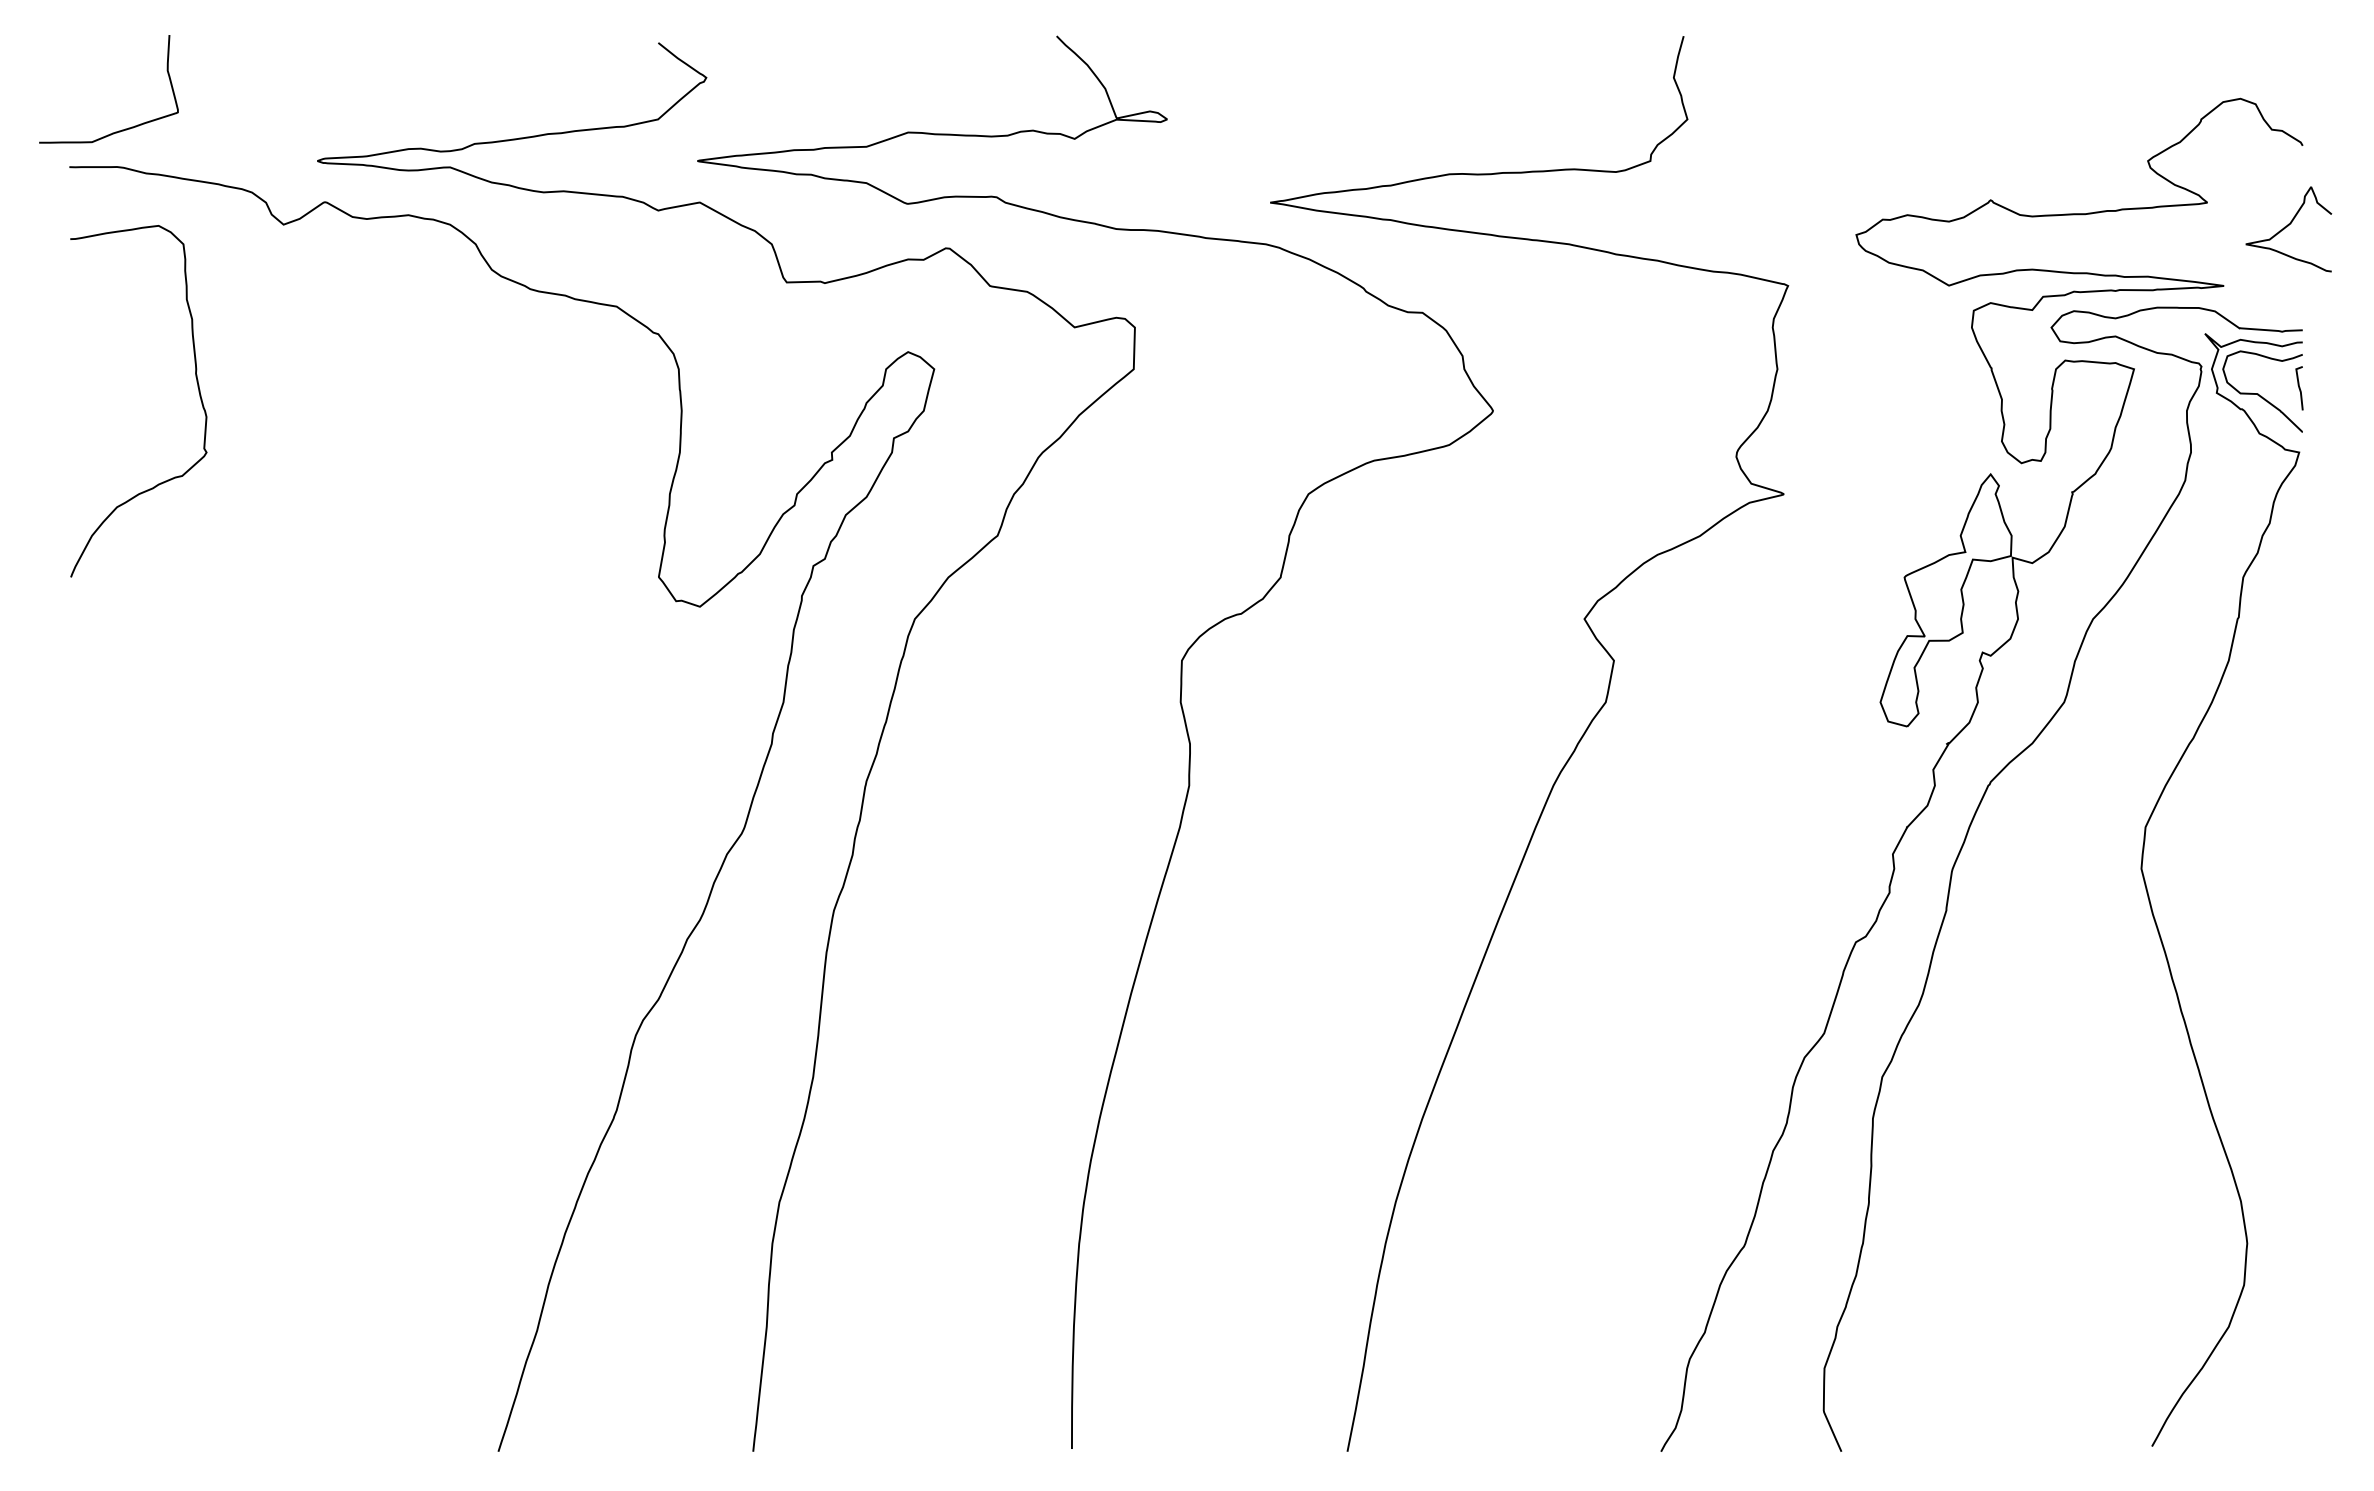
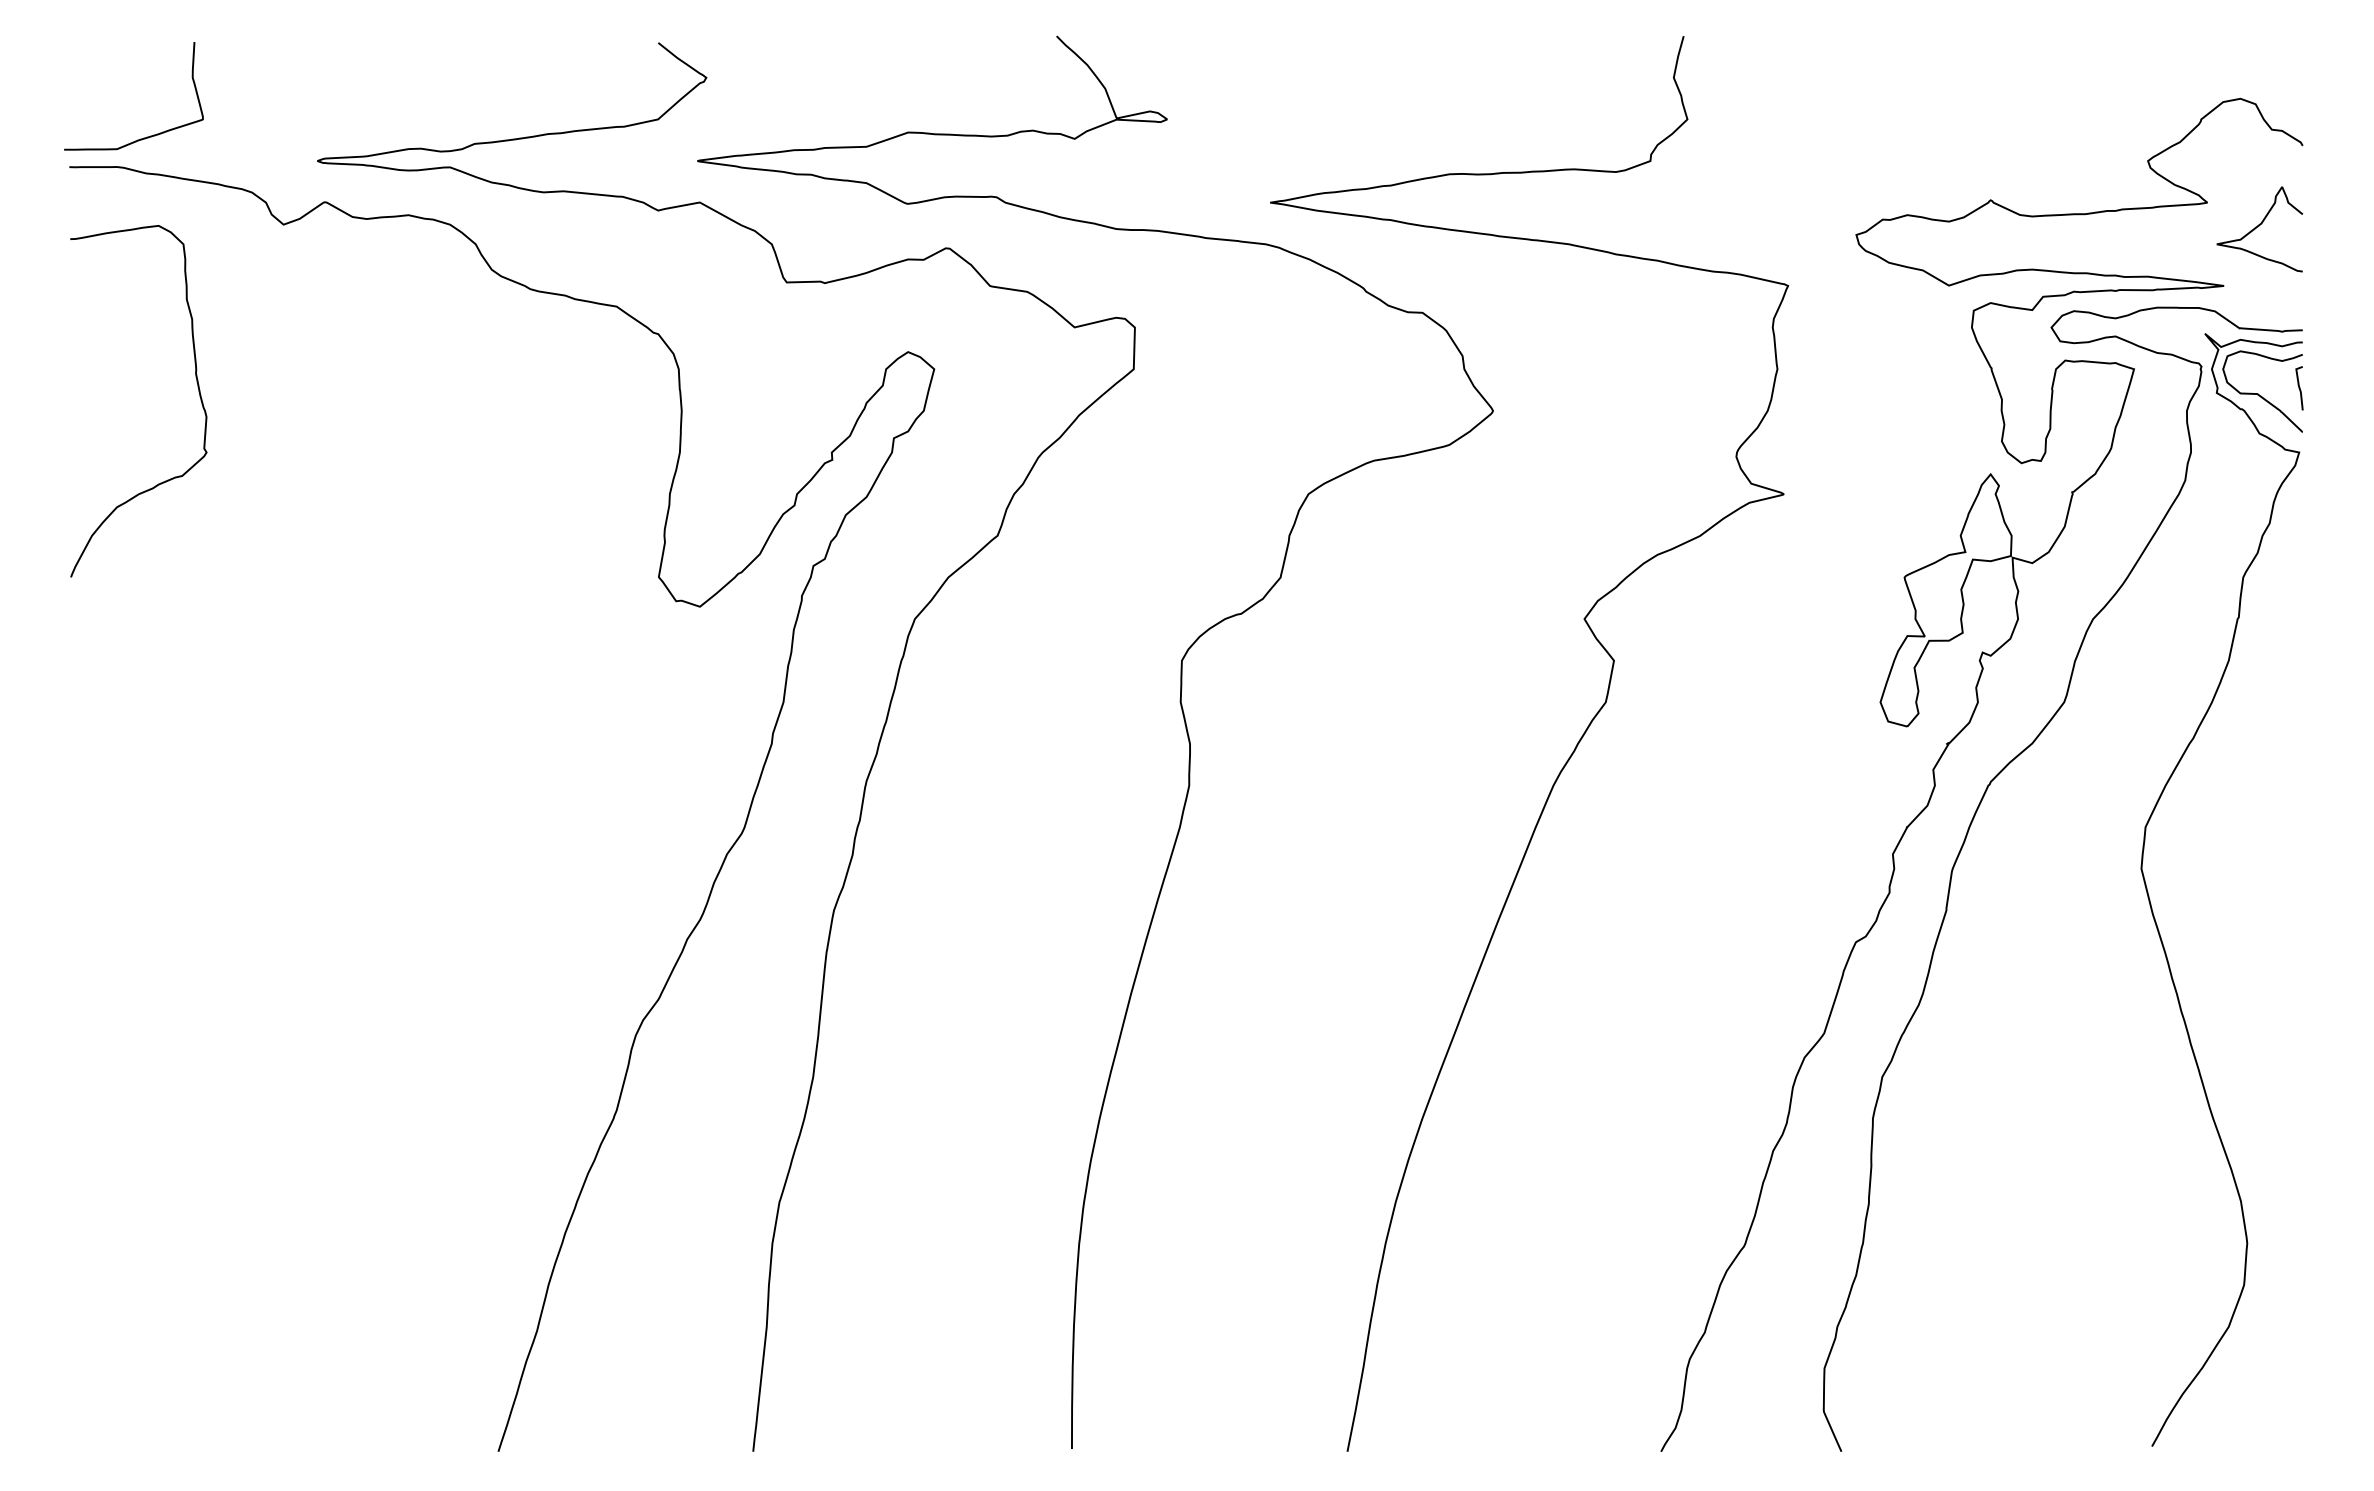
curve position: (118, 130) -> (143, 137) (143, 137)
curve position: (2286, 227) -> (2257, 227) (2257, 227)
